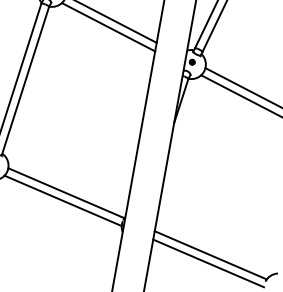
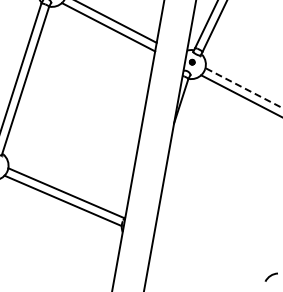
line: solid -> dashed (243, 87)
line: present -> none (210, 255)
line: present -> none (208, 263)
